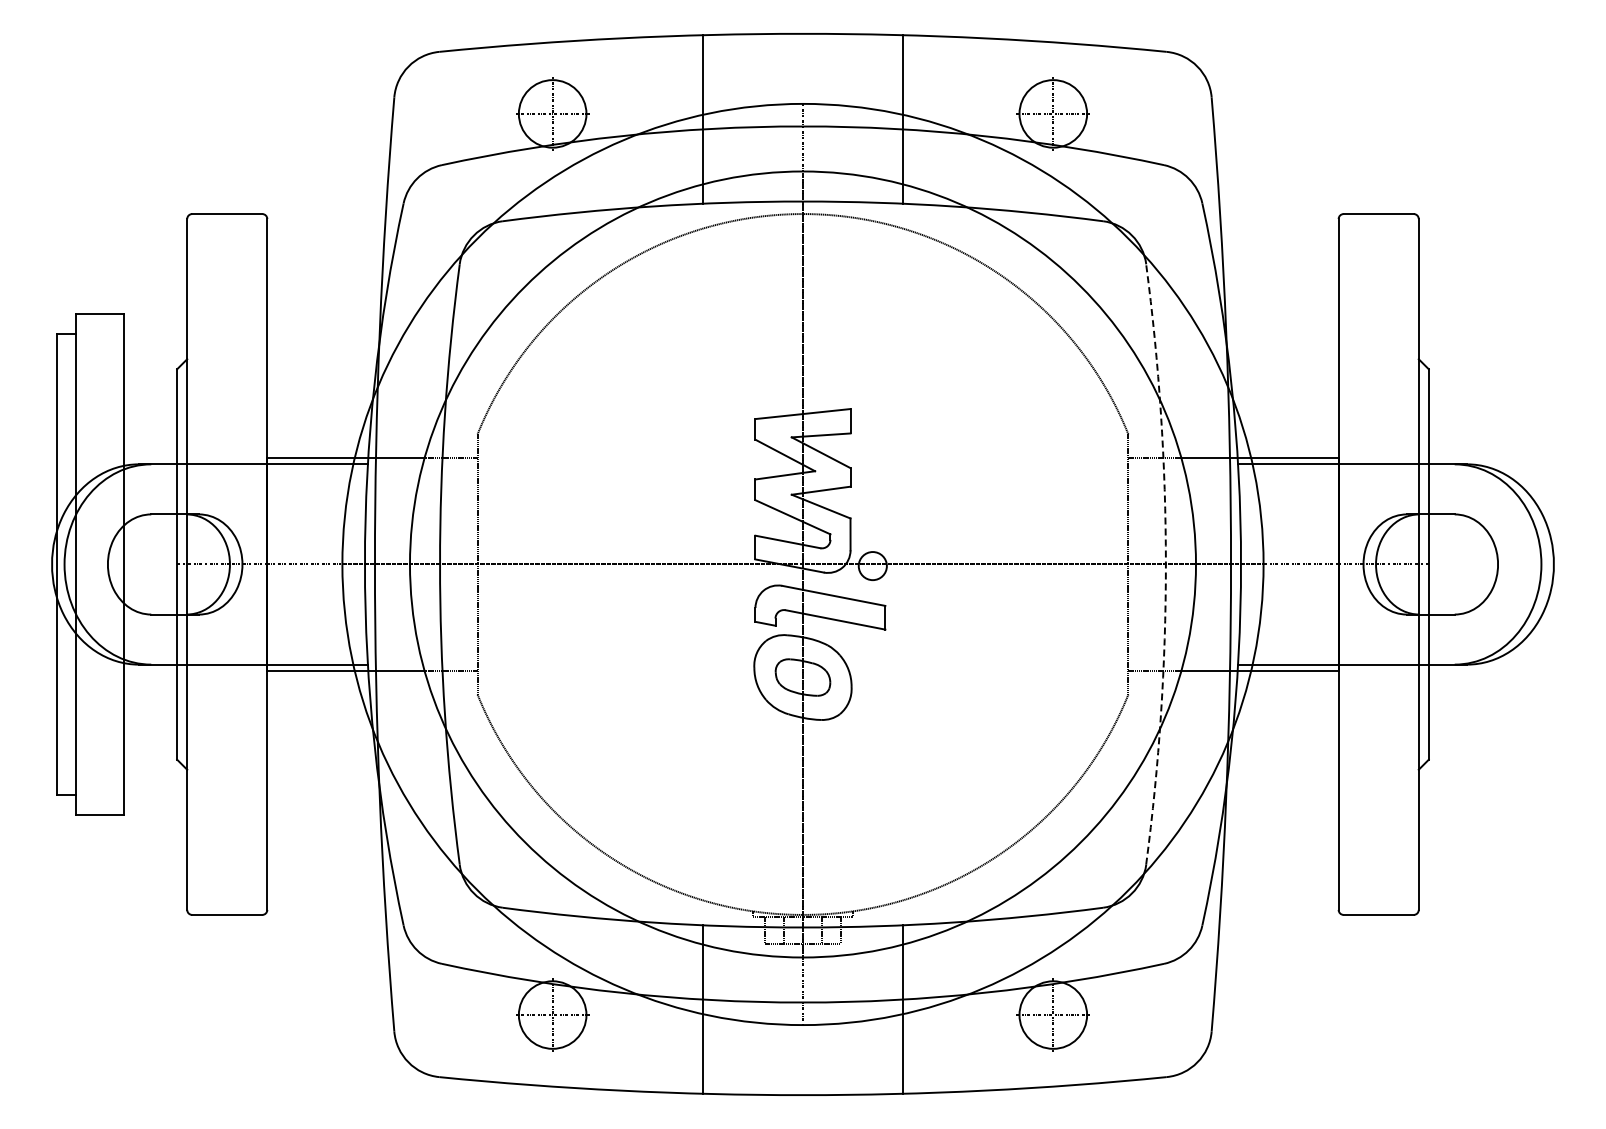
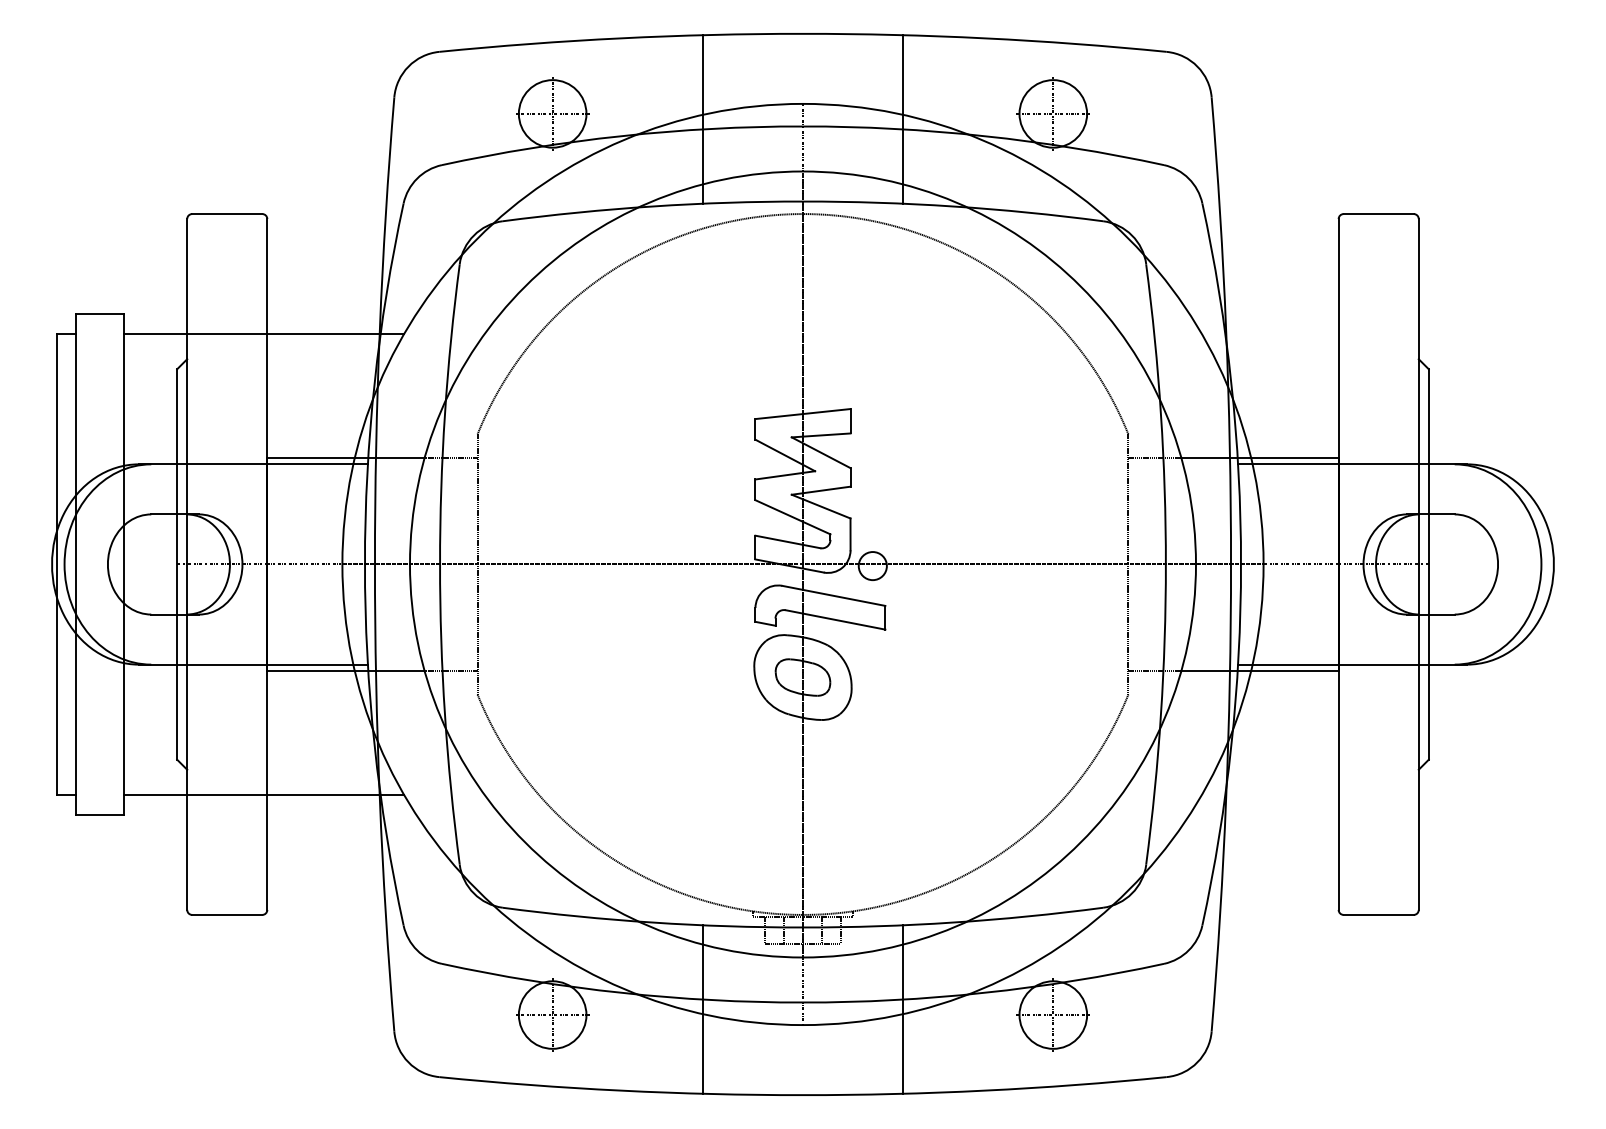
line: none -> present (263, 334)
arc: dashed -> solid (1165, 564)
line: none -> present (263, 794)
